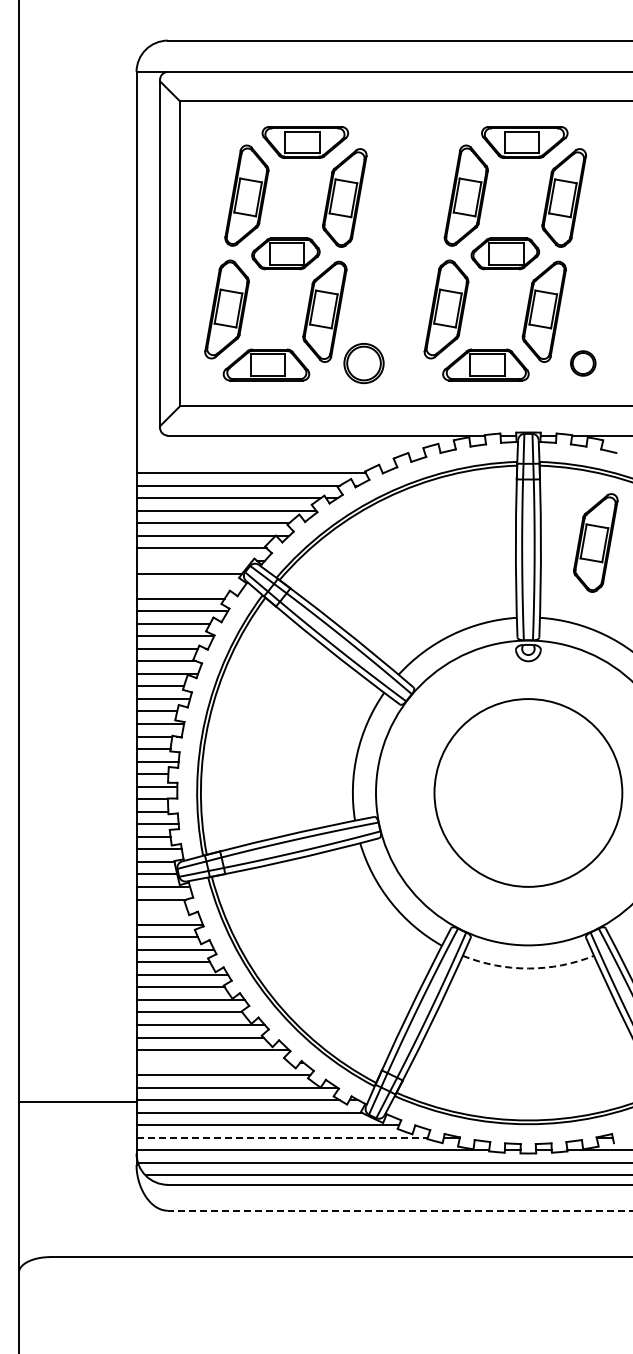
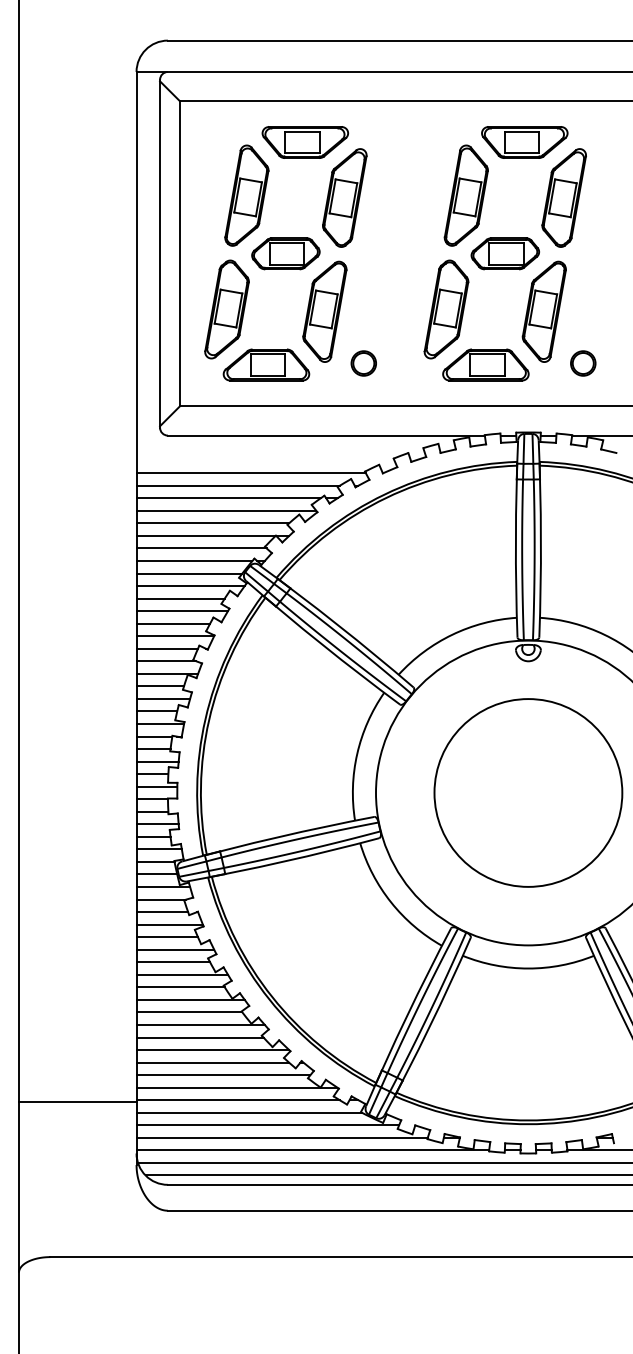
part size: 42x42 px -> 27x27 px (363, 363)
part: present -> none (595, 542)
line: none -> present (194, 561)
line: none -> present (190, 586)
line: none -> present (162, 912)
arc: dashed -> solid (528, 968)
line: none -> present (212, 1062)
line: dashed -> solid (282, 1137)
line: dashed -> solid (399, 1210)
